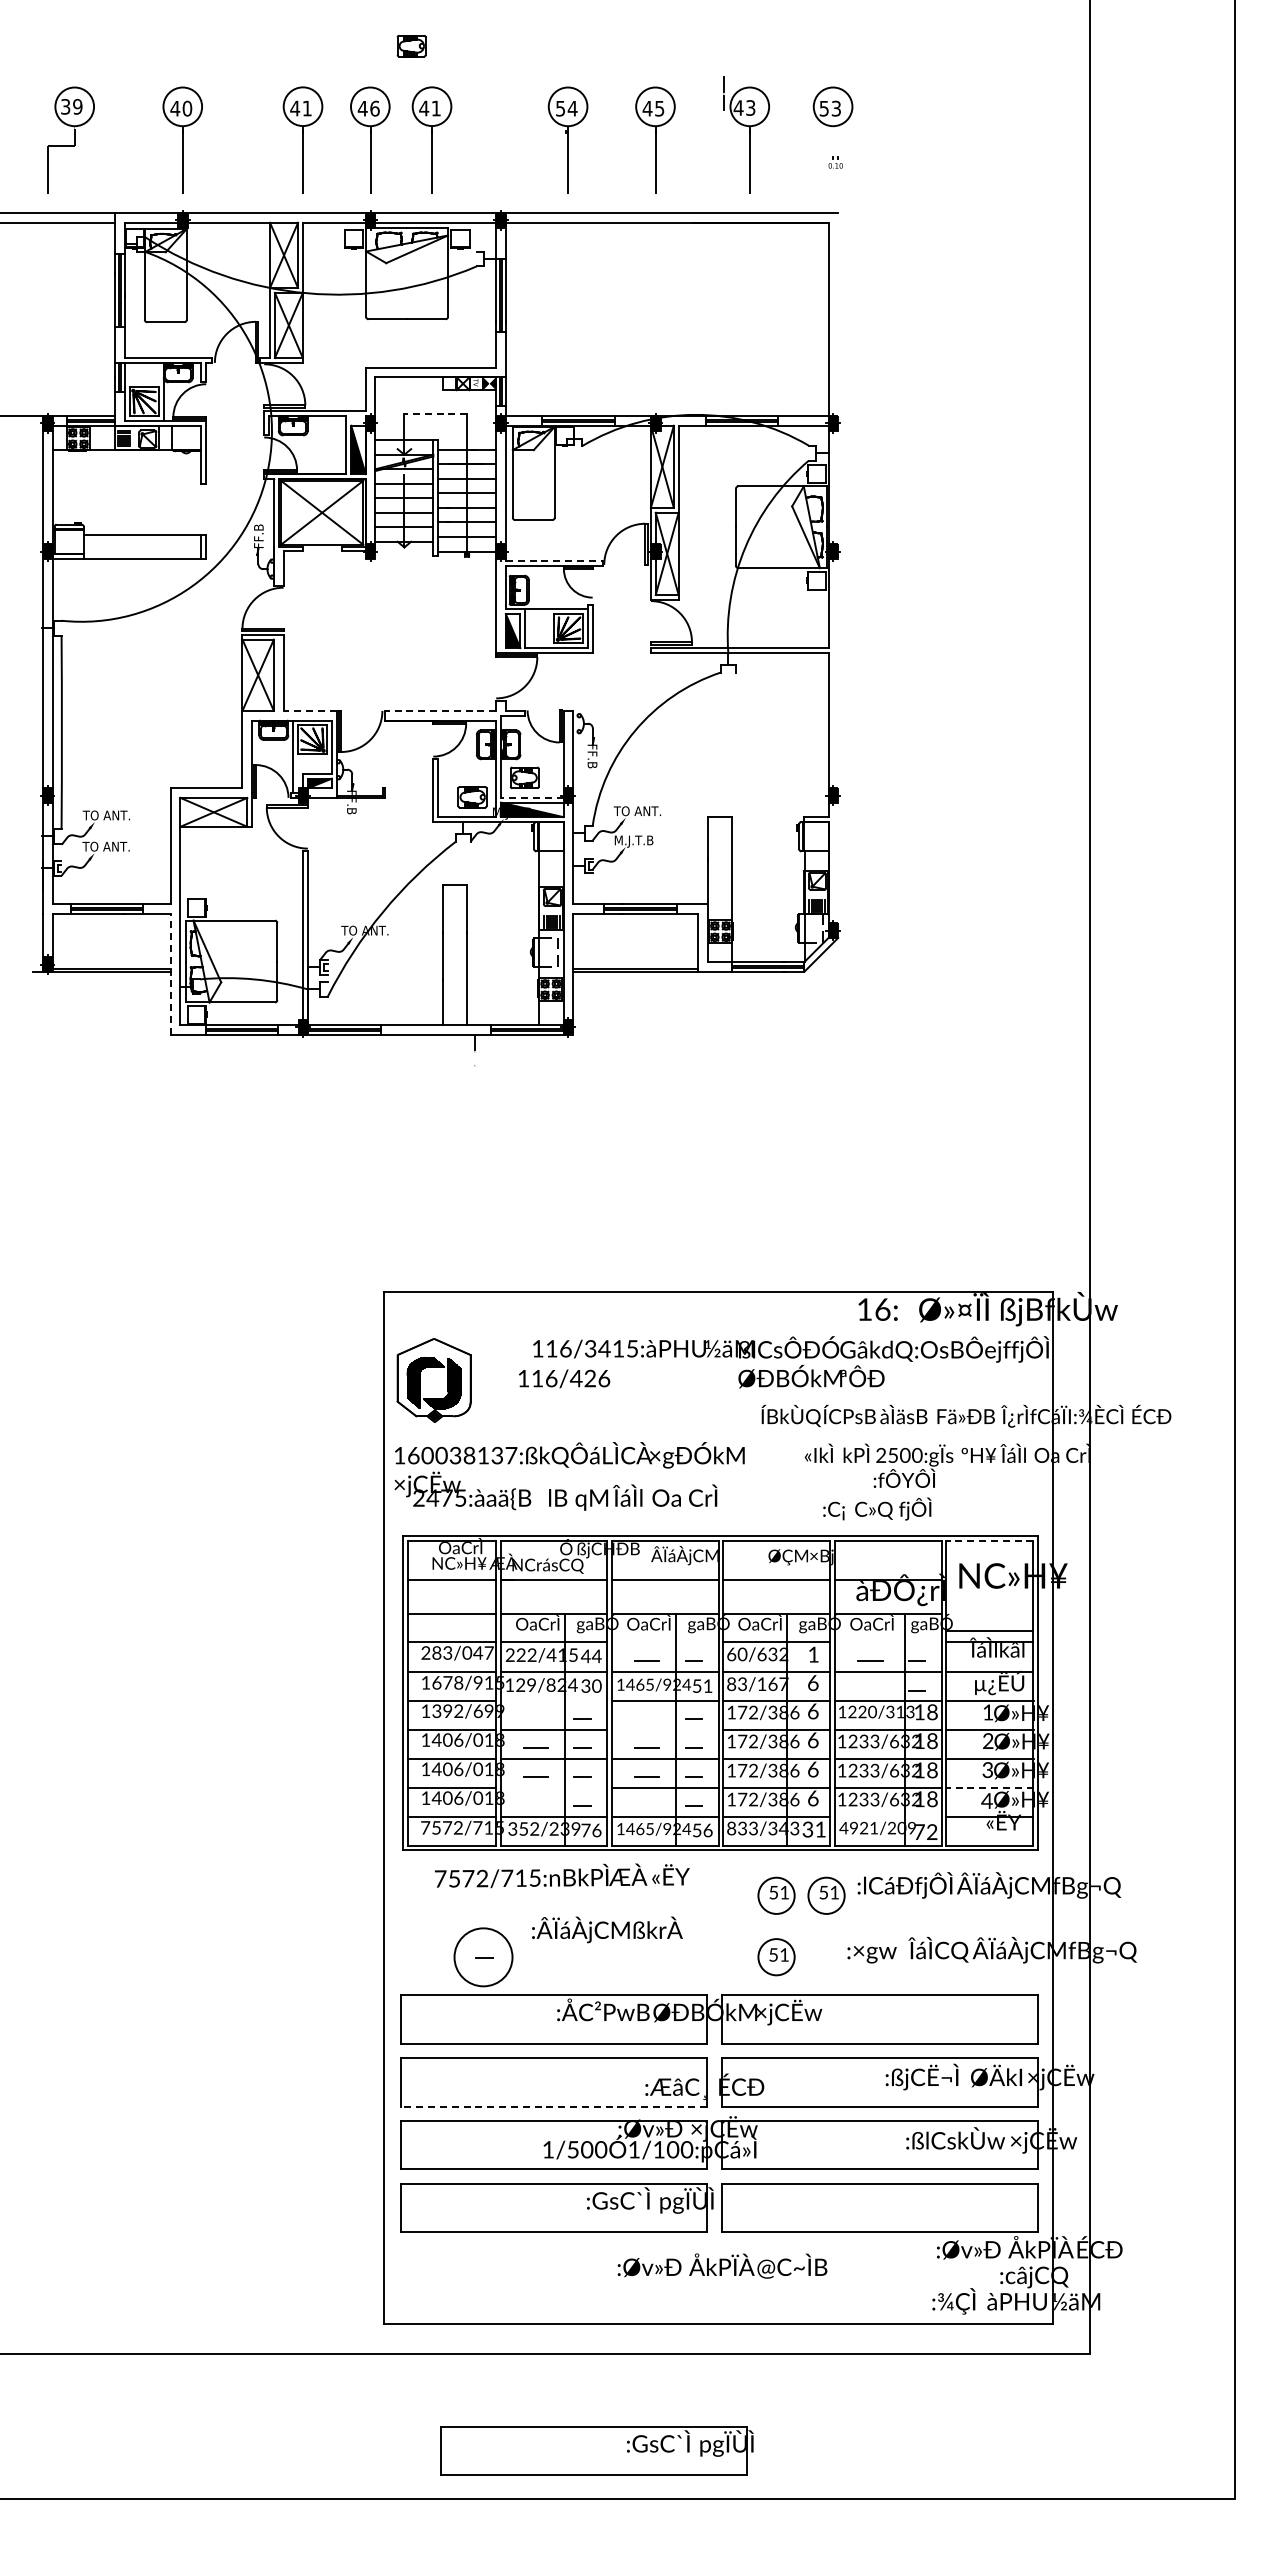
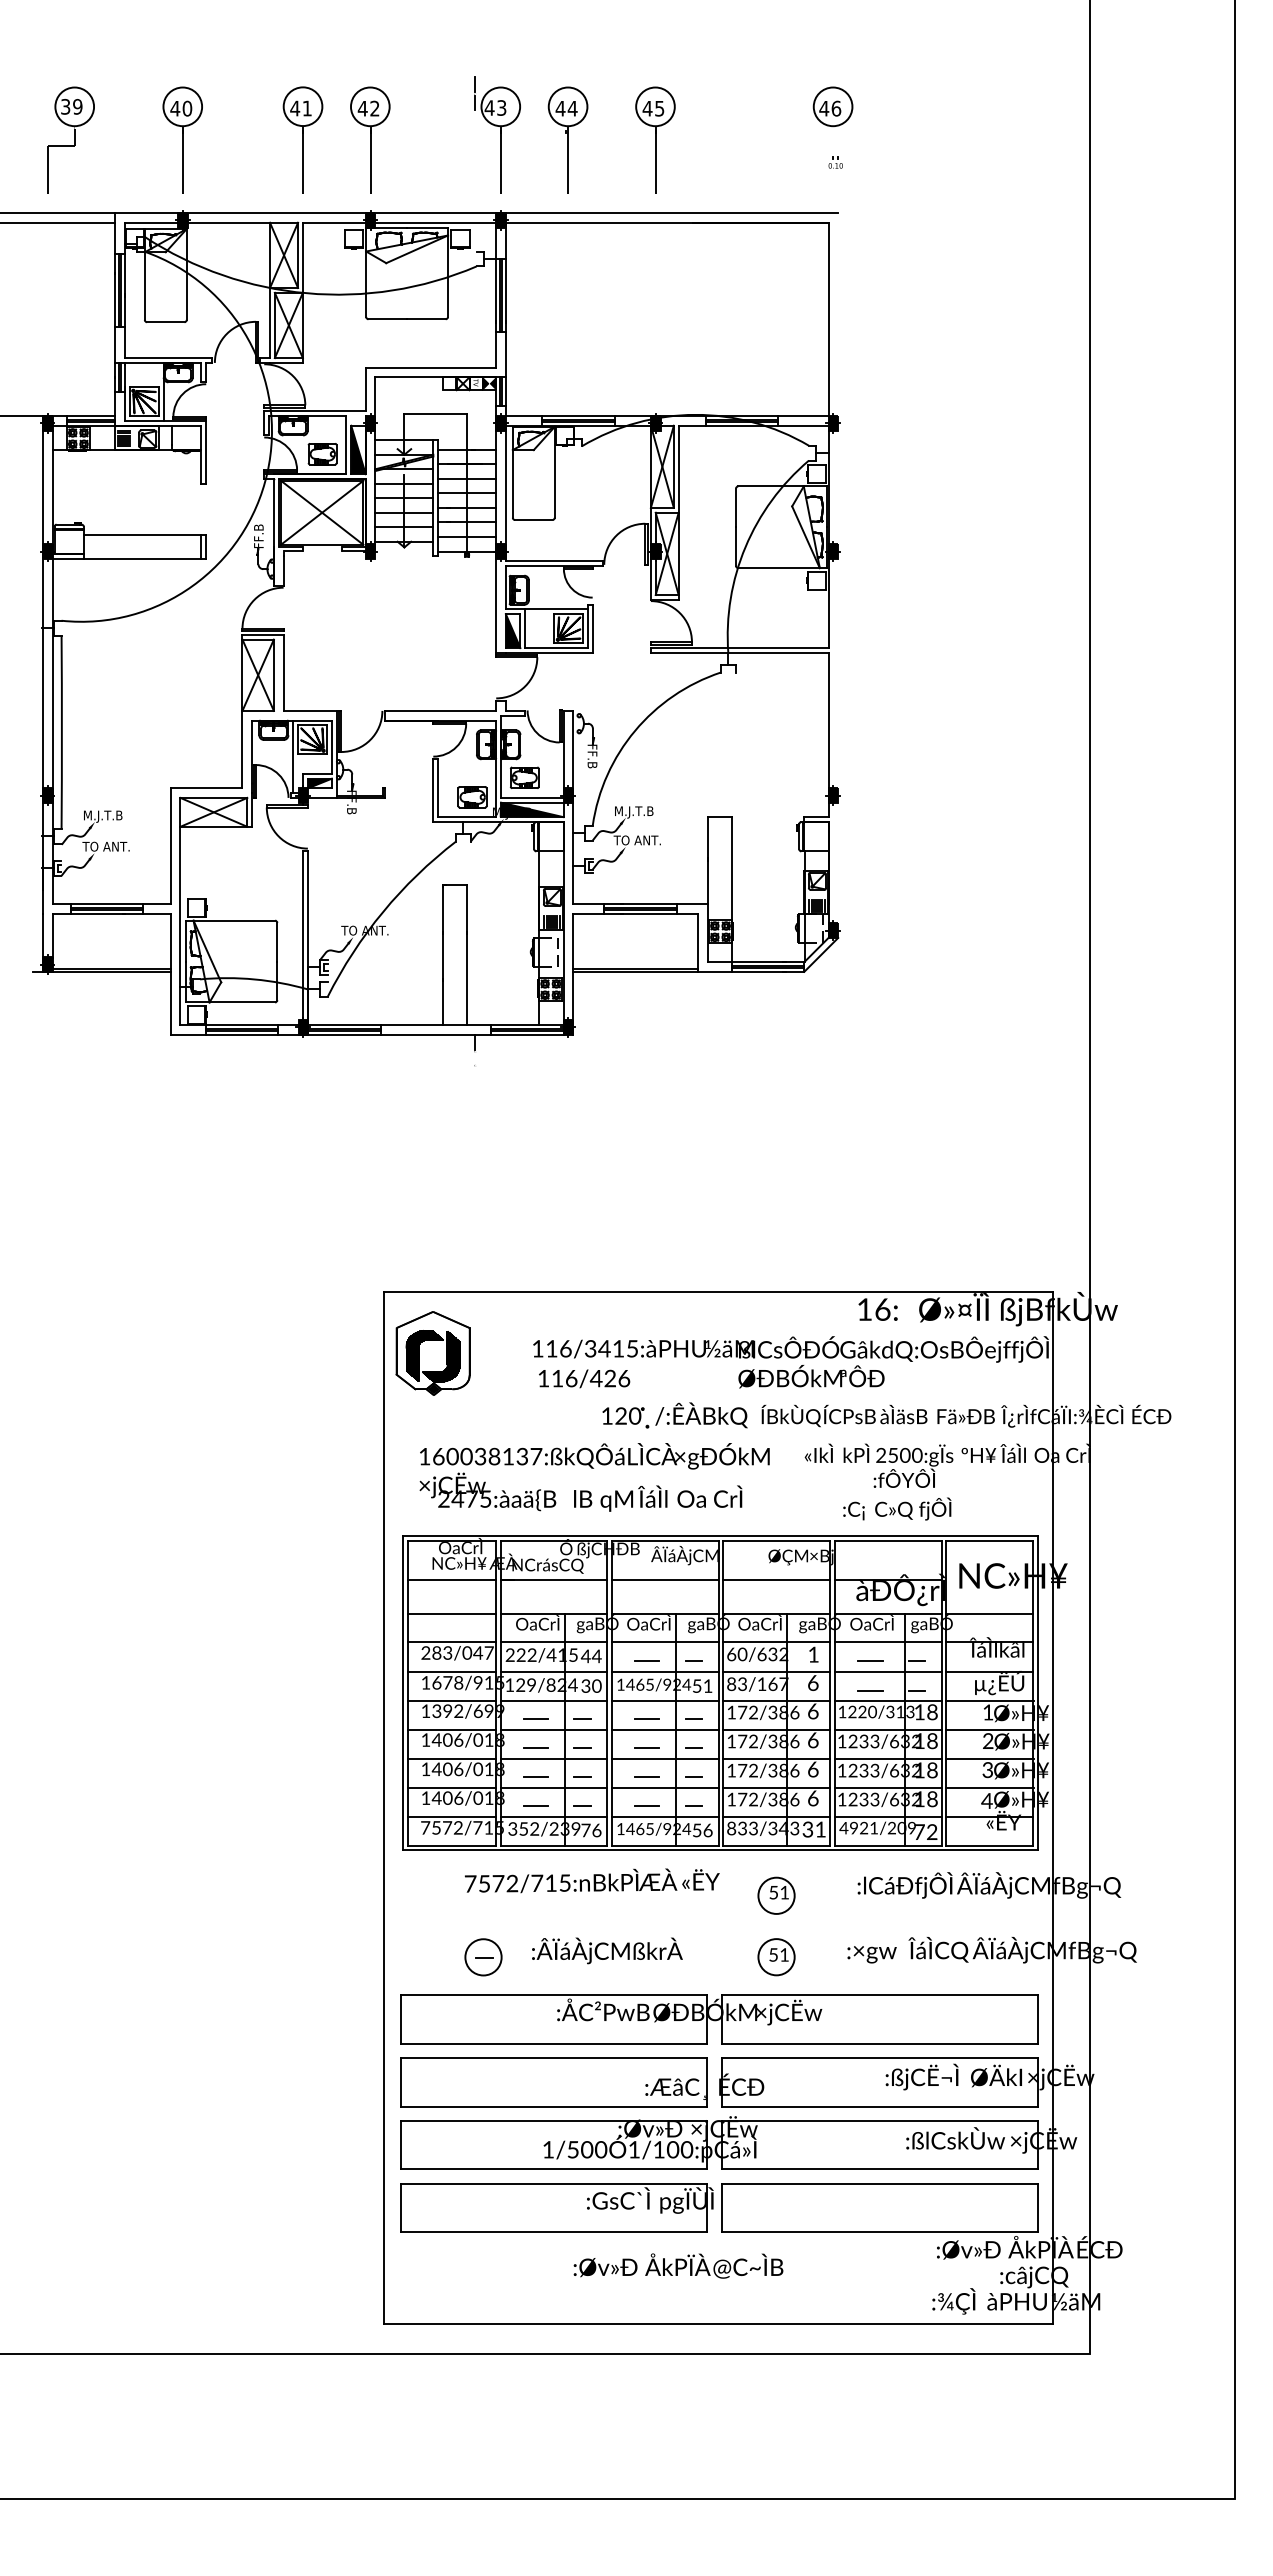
part position: (411, 46) -> (322, 454) (322, 454)
text: 46 -> 42 (374, 108)
text: 54 -> 44 (560, 108)
text: 53 -> 46 (830, 108)
part position: (746, 134) -> (497, 134) (497, 134)
part: present -> none (431, 139)
line: dashed -> solid (435, 413)
line: dashed -> solid (554, 561)
line: dashed -> solid (310, 710)
line: dashed -> solid (440, 710)
line: dashed -> solid (531, 797)
text: TO ANT. -> M.J.T.B (637, 812)
text: TO ANT. -> M.J.T.B (105, 816)
text: M.J.T.B -> TO ANT. (636, 841)
line: dashed -> solid (170, 973)
text position: (564, 1378) -> (584, 1378) (584, 1378)
part position: (433, 1380) -> (432, 1353) (432, 1353)
part: none -> present (674, 1415)
text position: (569, 1476) -> (594, 1477) (594, 1477)
text position: (877, 1508) -> (897, 1508) (897, 1508)
line: dashed -> solid (989, 1541)
line position: (989, 1630) -> (989, 1613) (989, 1613)
line: none -> present (665, 1642)
line: none -> present (888, 1642)
line: none -> present (870, 1690)
line: none -> present (554, 1700)
line: none -> present (536, 1718)
line: none -> present (647, 1718)
line: none -> present (665, 1729)
line: none -> present (554, 1787)
line: dashed -> solid (990, 1787)
line: none -> present (536, 1805)
line: none -> present (647, 1805)
line: none -> present (888, 1816)
text position: (561, 1875) -> (591, 1880) (591, 1880)
part: present -> none (826, 1895)
text position: (607, 1929) -> (607, 1950) (607, 1950)
circle diameter: 58 px -> 36 px (483, 1957)
line: dashed -> solid (553, 2106)
text position: (722, 2265) -> (678, 2265) (678, 2265)
part: present -> none (596, 2450)
